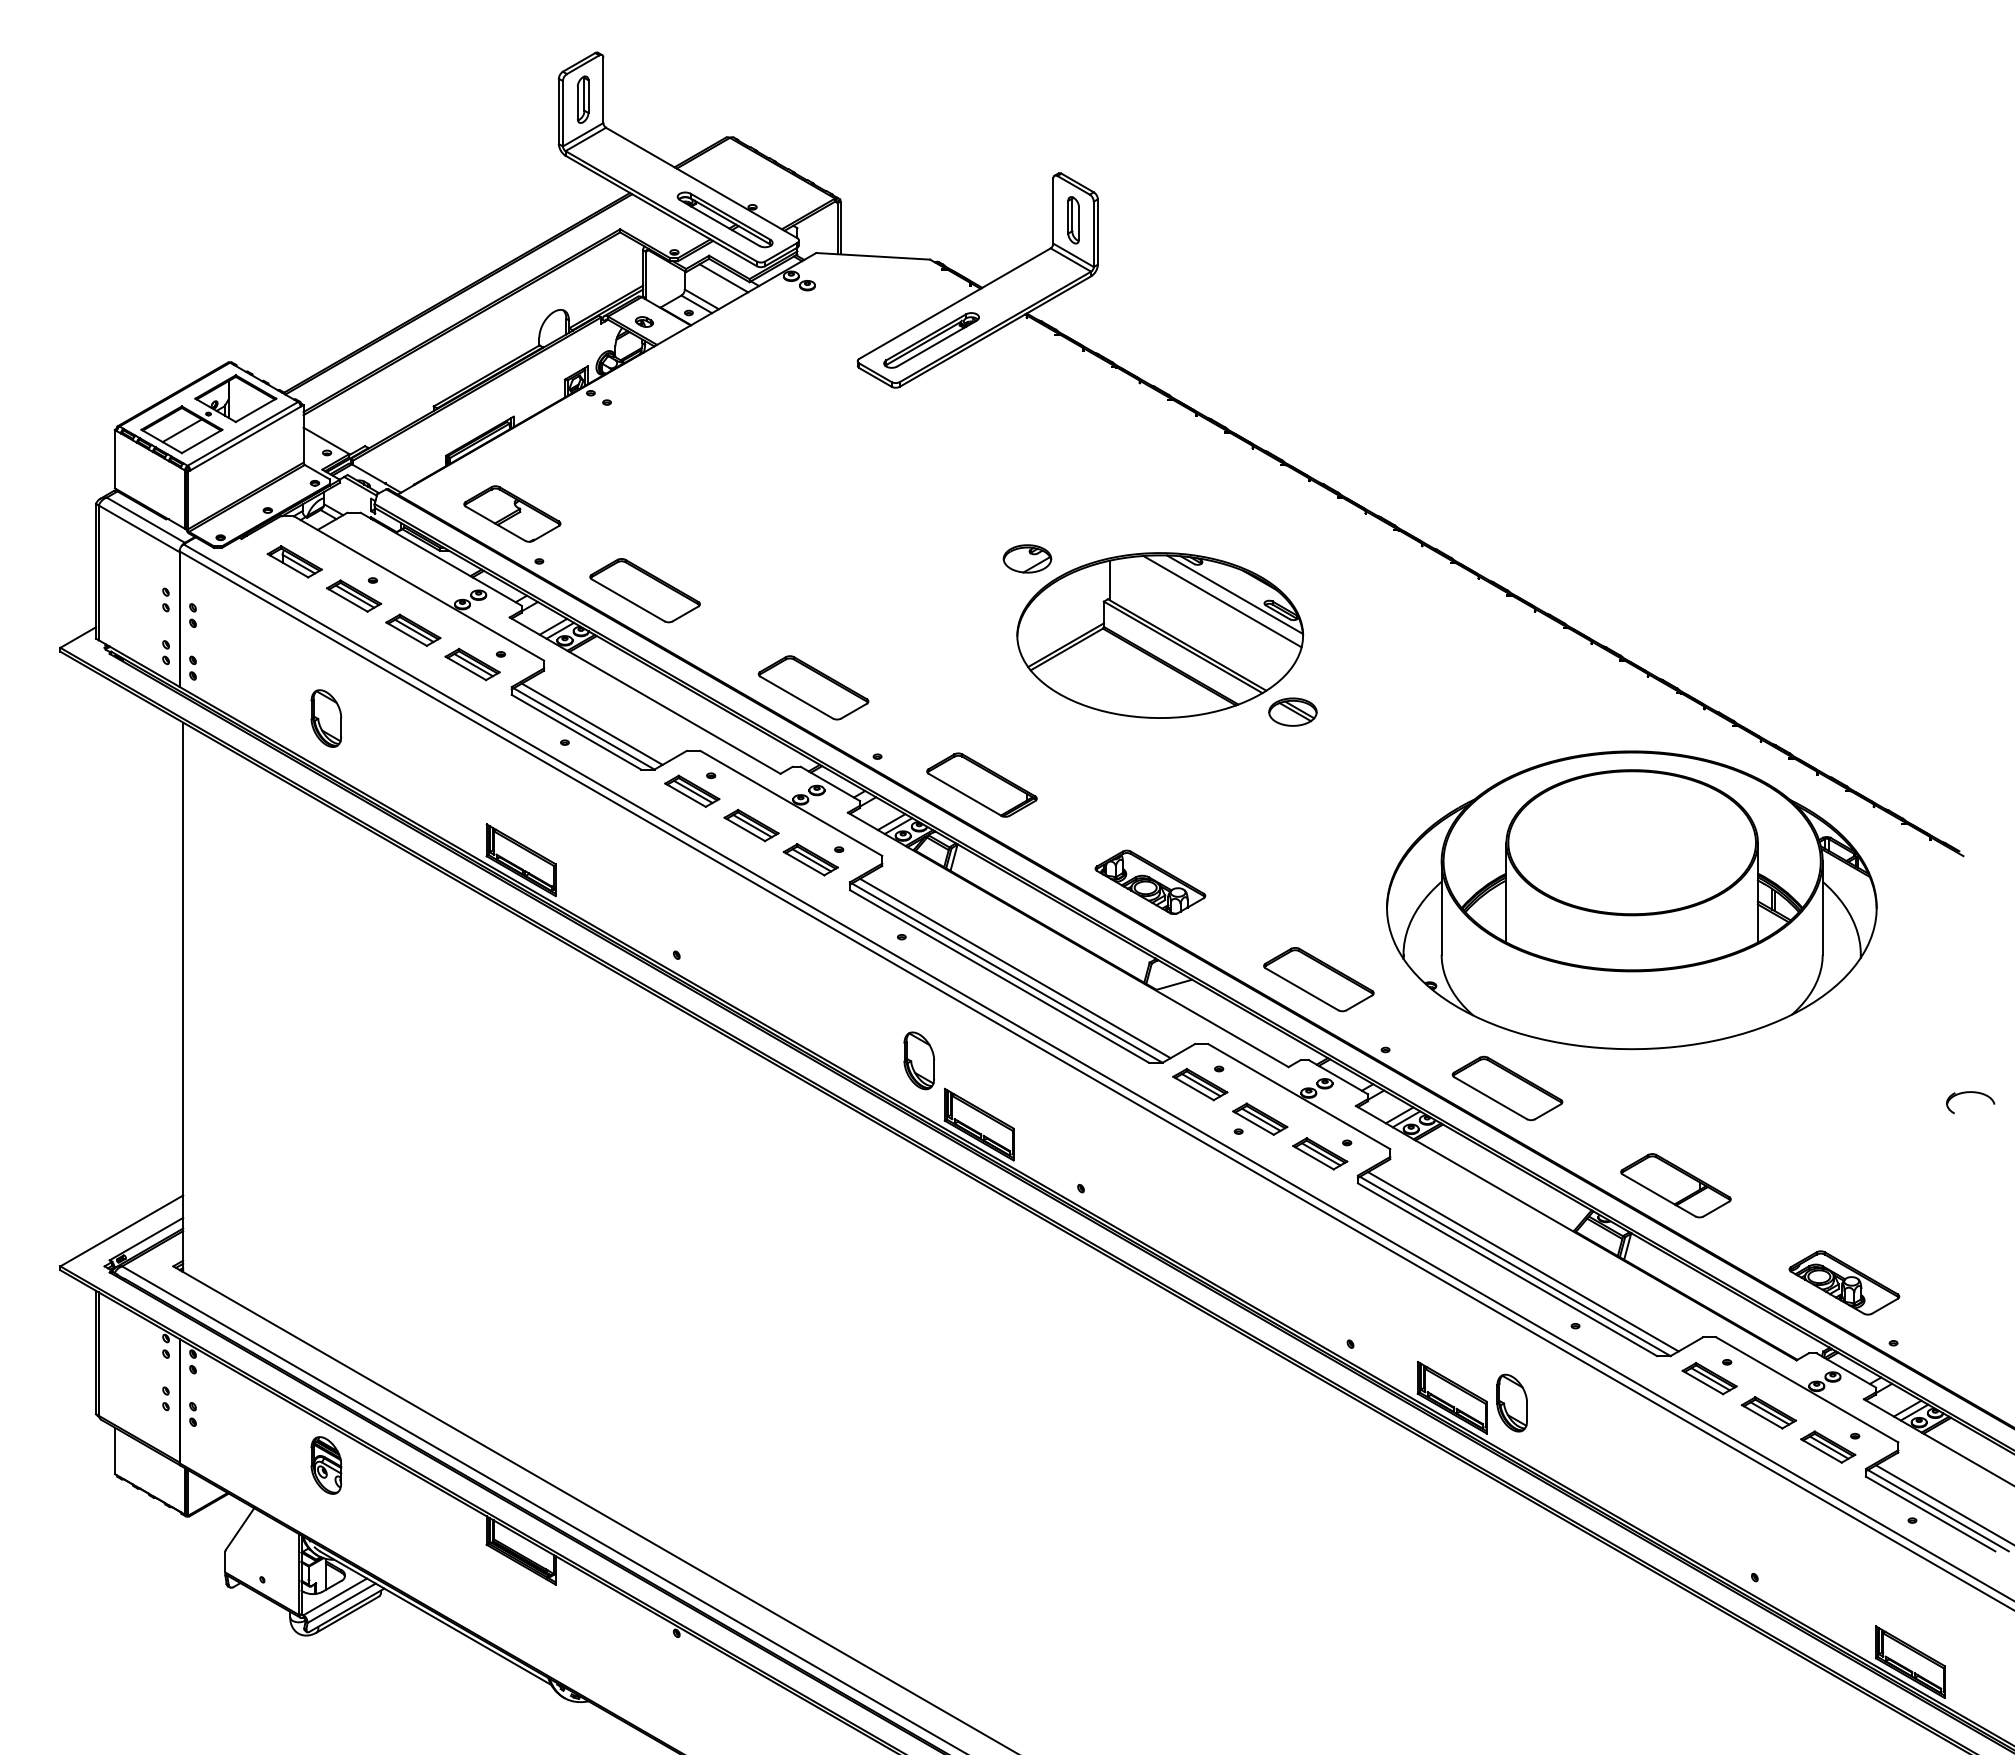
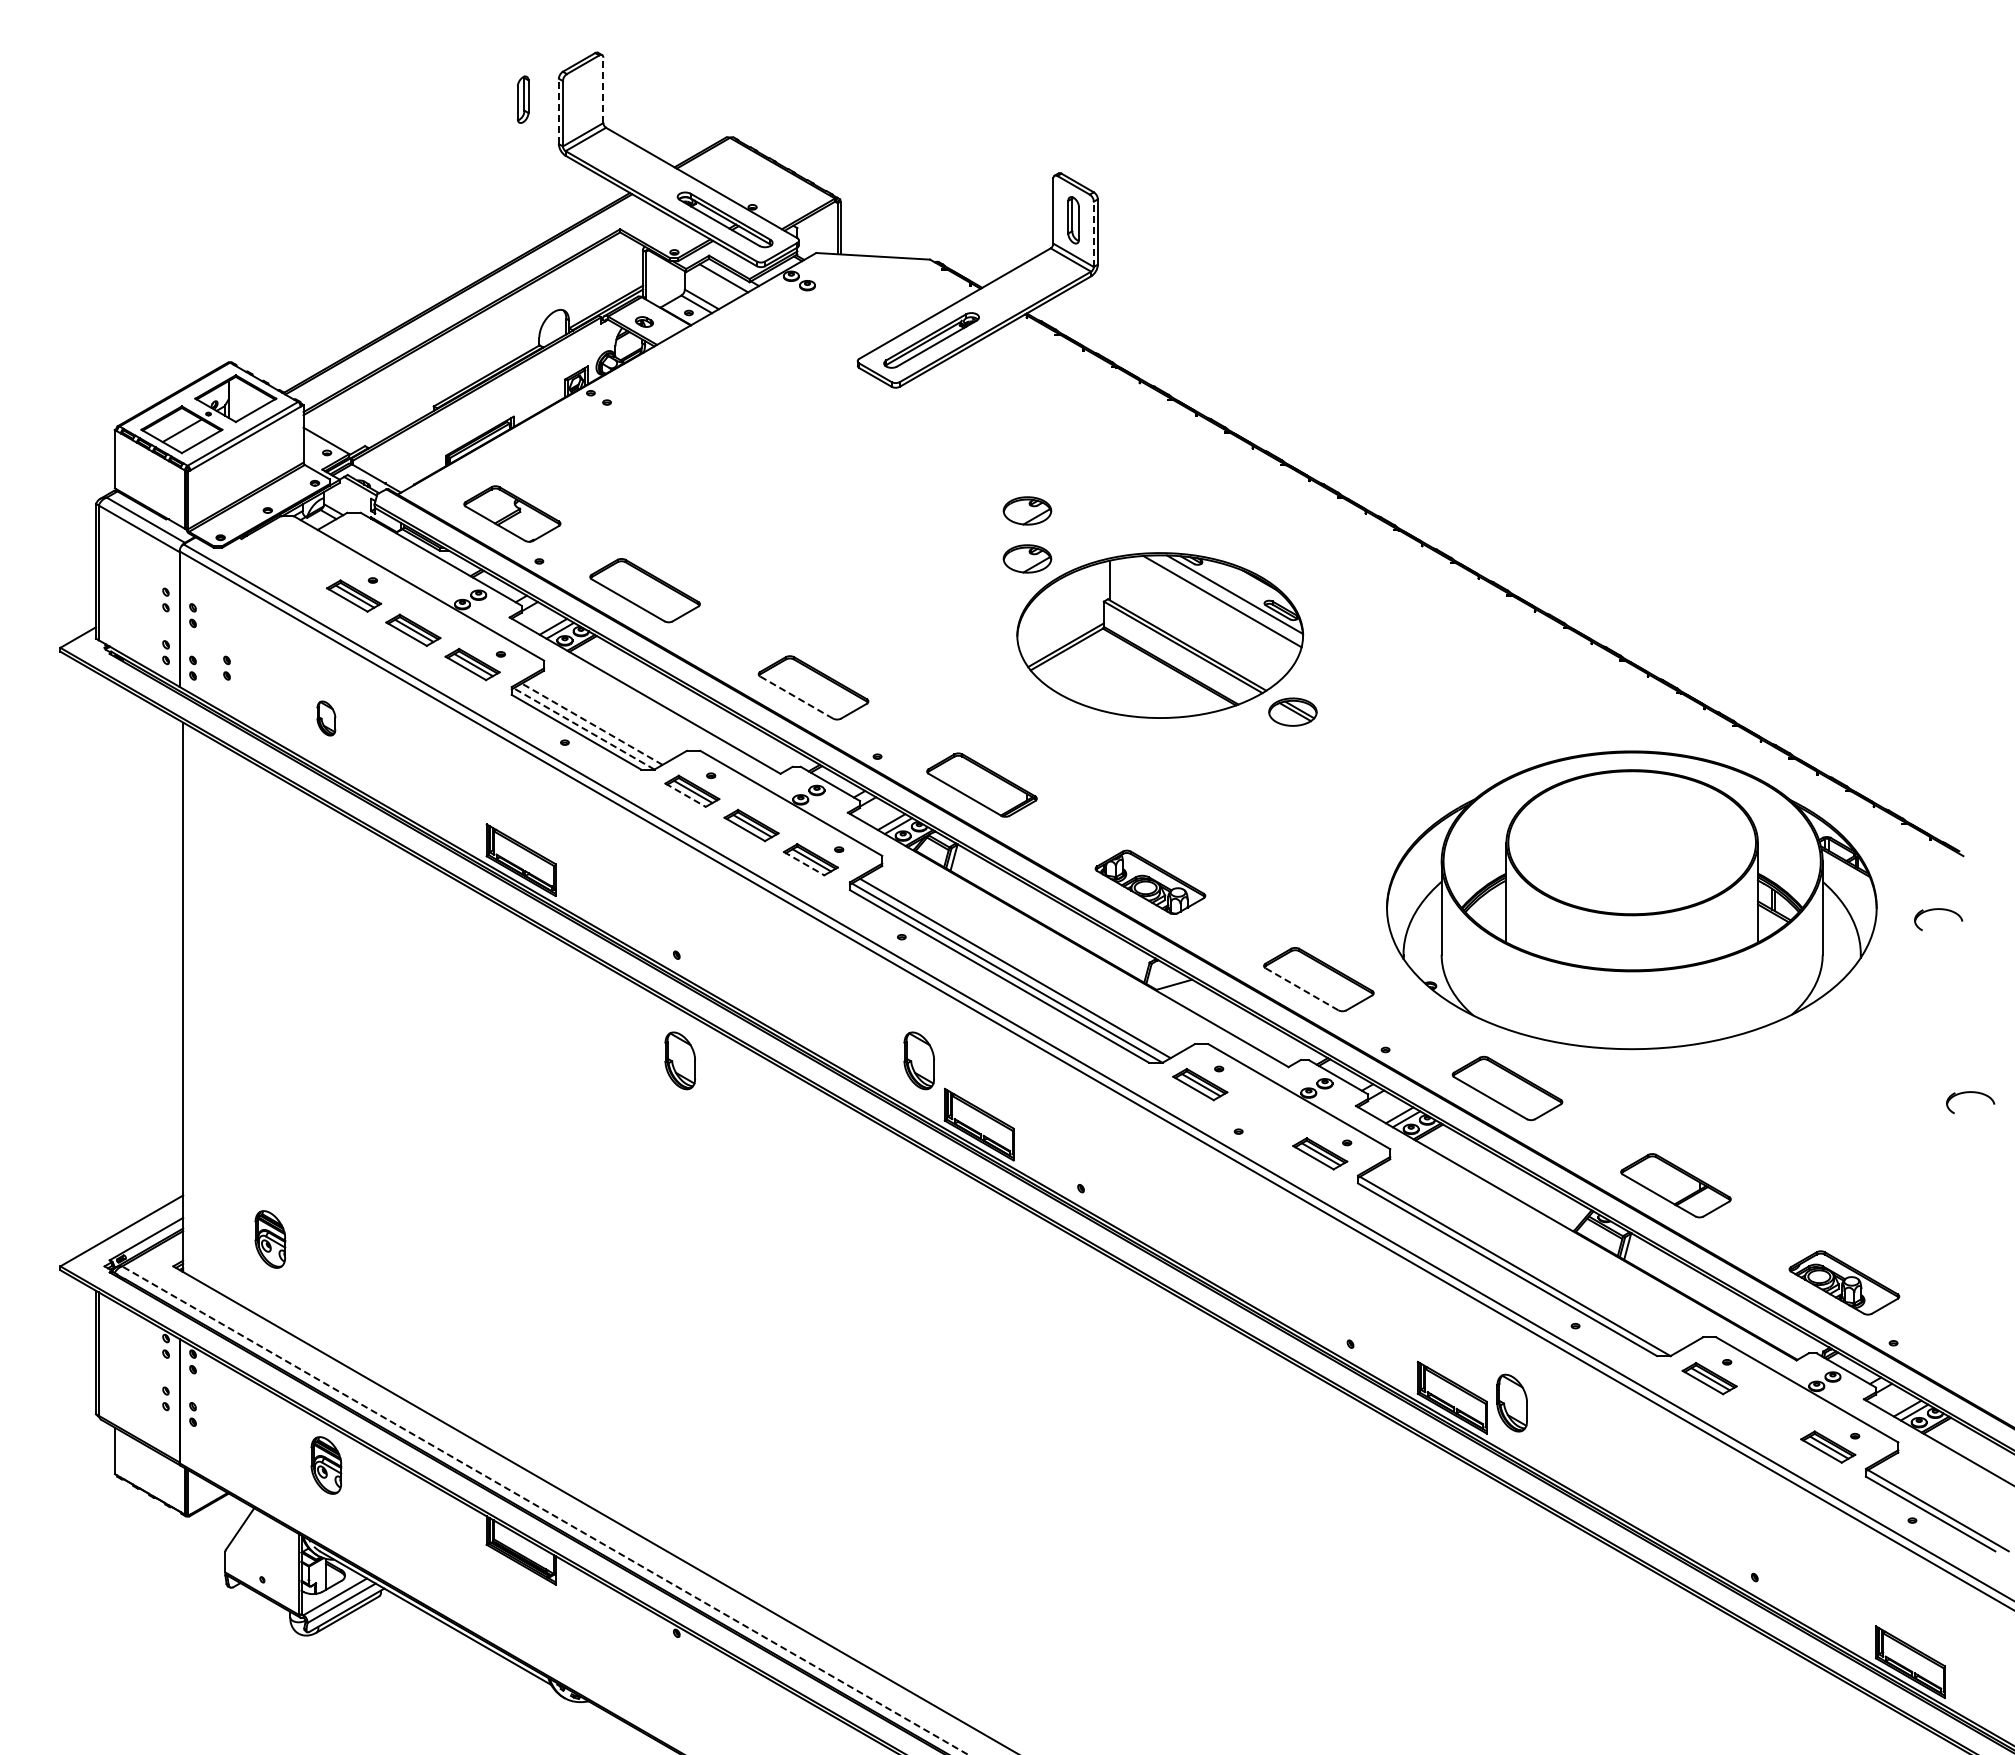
line: solid -> dashed (603, 90)
part position: (583, 99) -> (523, 99) (523, 99)
line: solid -> dashed (558, 111)
line: solid -> dashed (1093, 234)
part: none -> present (1027, 510)
part: present -> none (294, 561)
part: none -> present (226, 667)
line: solid -> dashed (797, 697)
part size: 33x59 px -> 21x37 px (326, 718)
line: solid -> dashed (591, 723)
line: solid -> dashed (583, 728)
line: solid -> dashed (685, 795)
line: solid -> dashed (804, 863)
part: none -> present (1936, 910)
line: solid -> dashed (1302, 989)
part: none -> present (679, 1060)
part: present -> none (1260, 1118)
part: none -> present (270, 1239)
line: present -> none (1523, 1261)
part: present -> none (1768, 1412)
line: present -> none (1943, 1504)
line: solid -> dashed (544, 1510)
